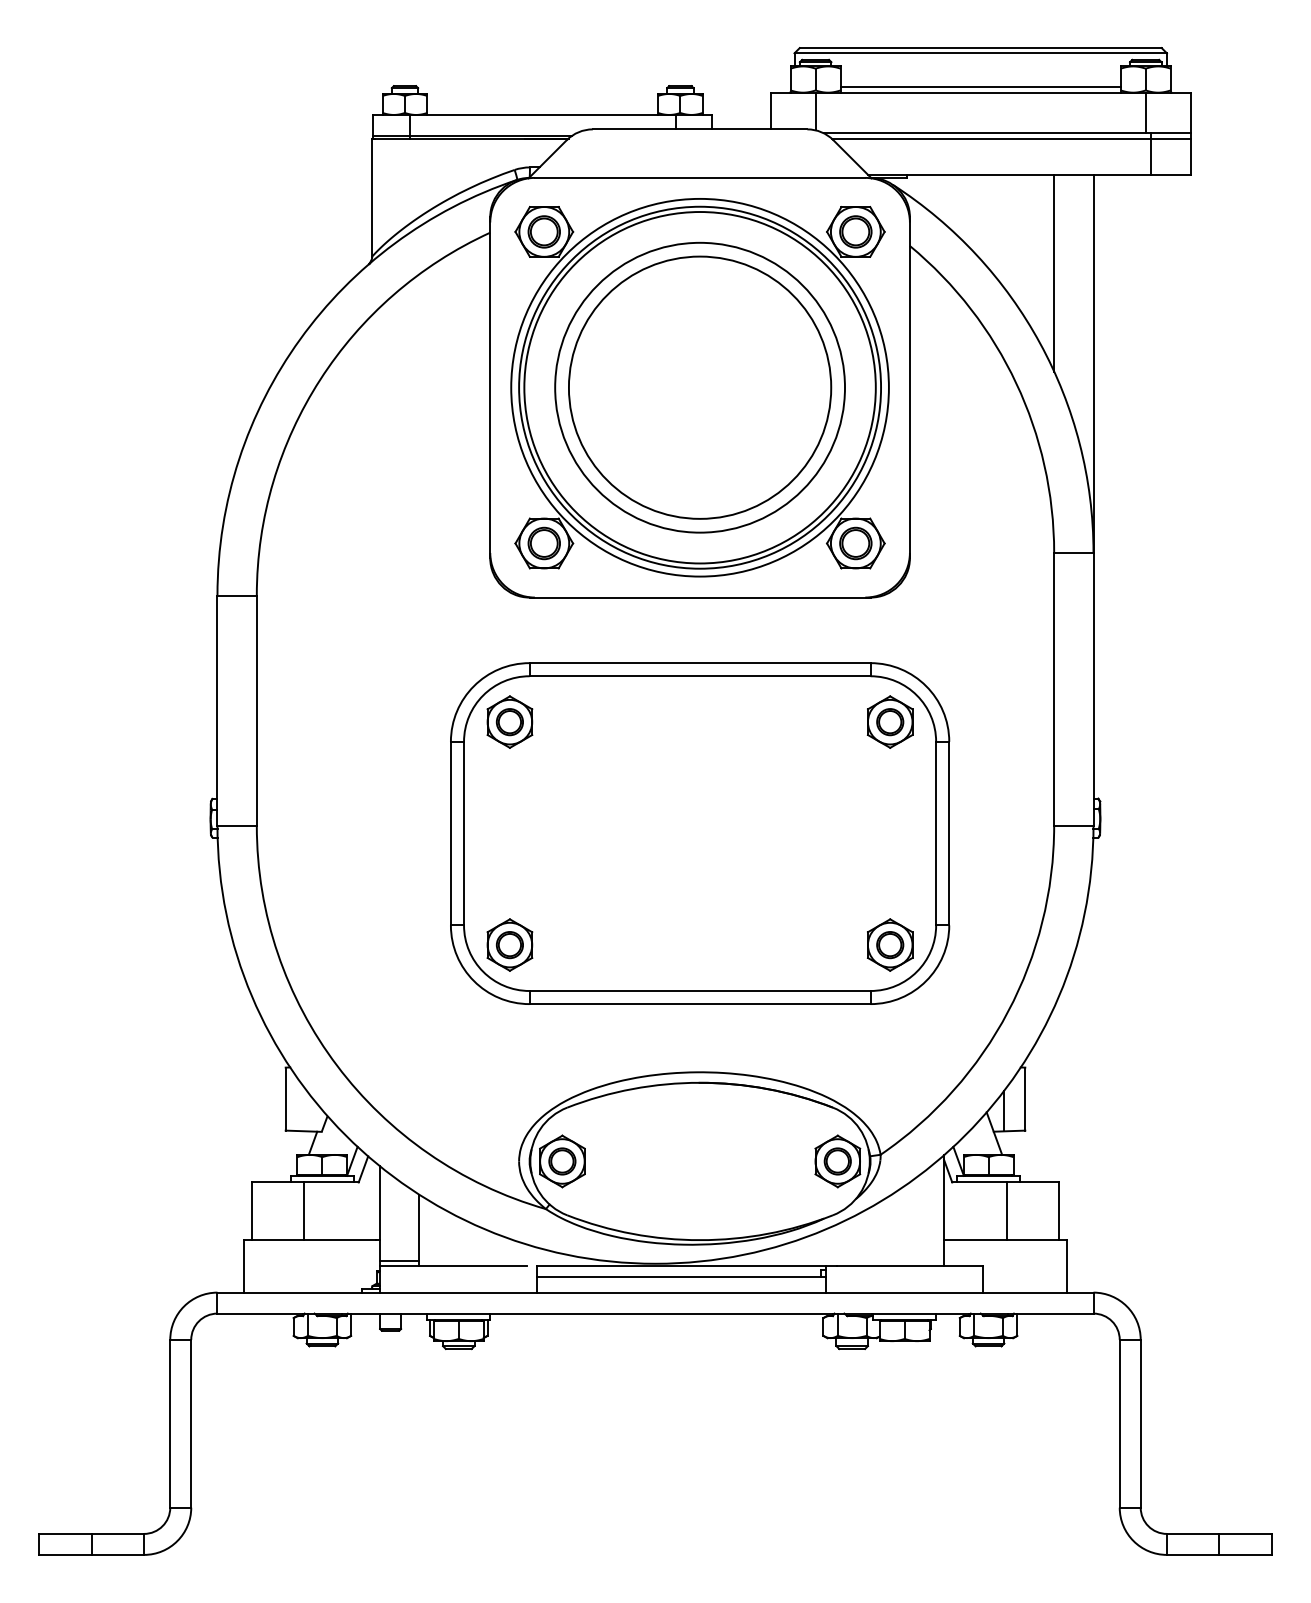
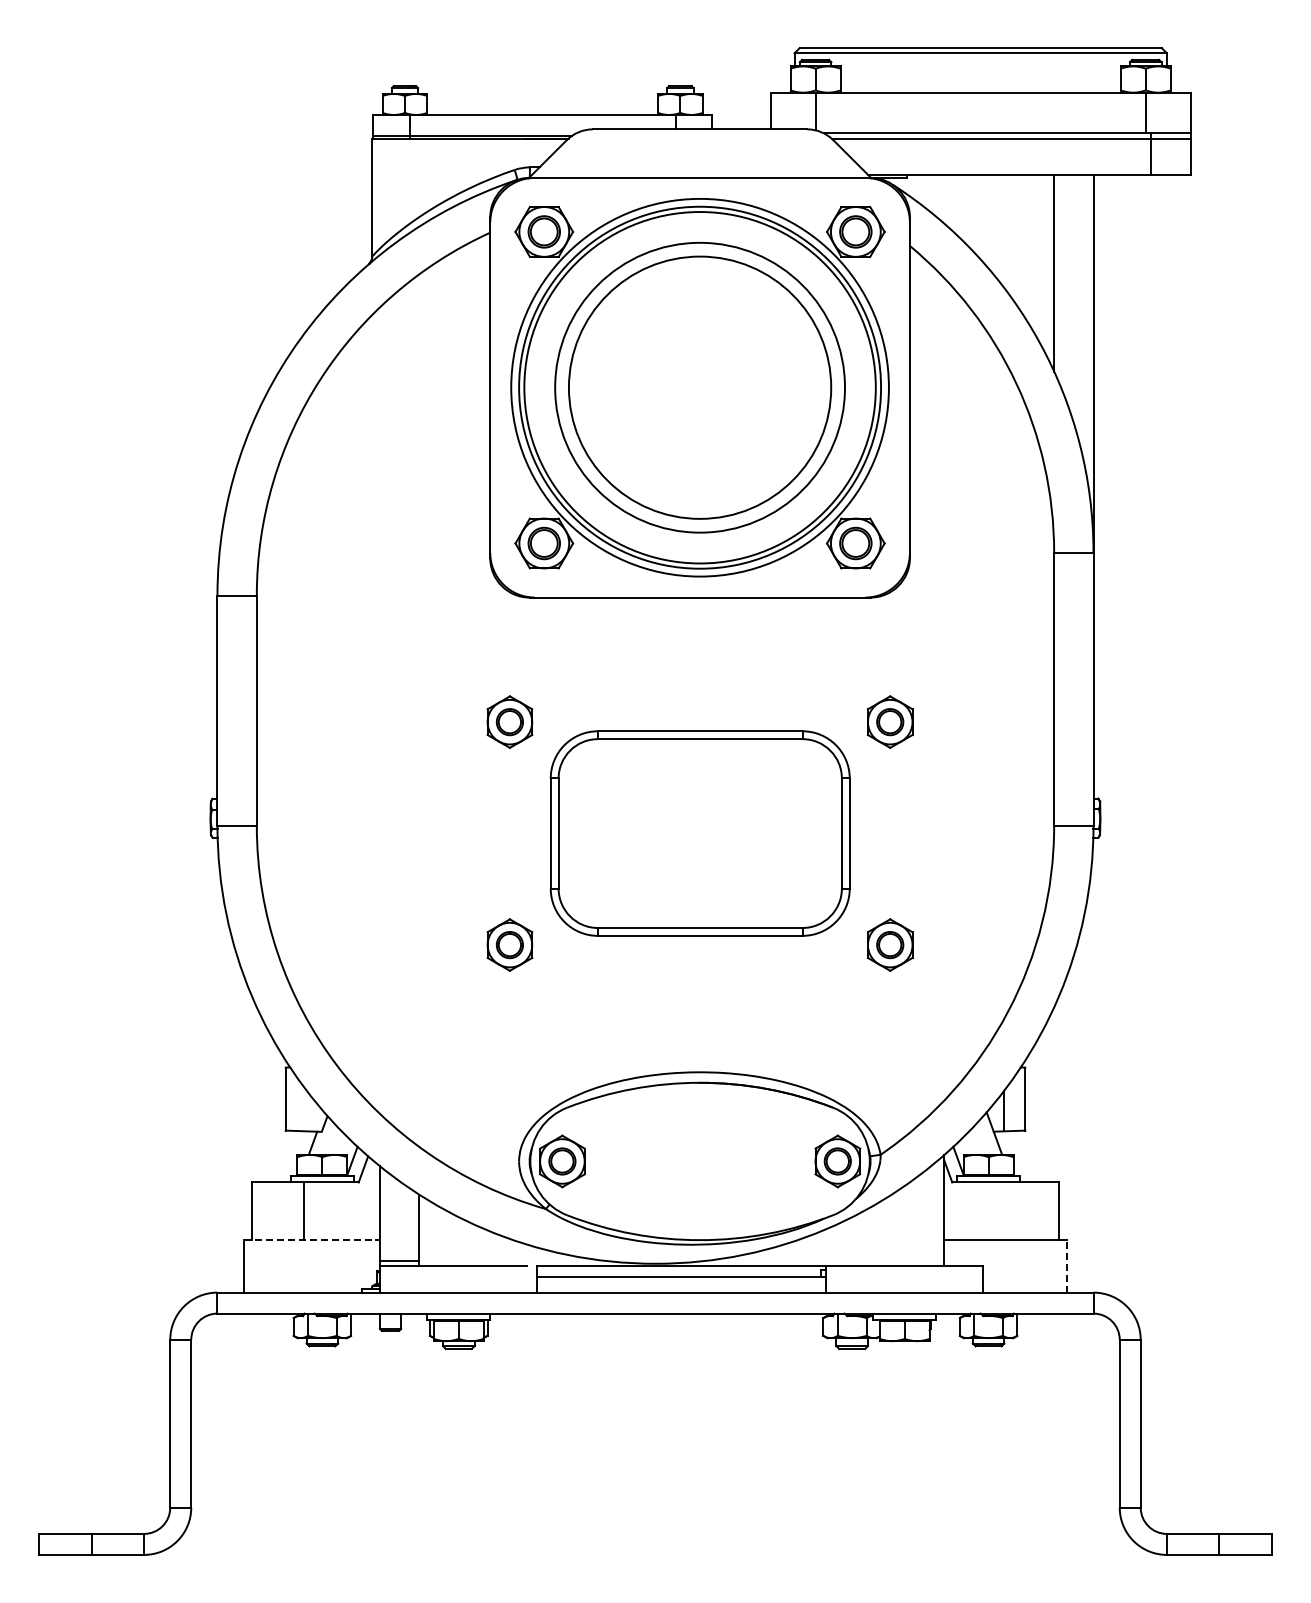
line: present -> none (980, 87)
part size: 501x343 px -> 302x207 px (699, 833)
line: present -> none (1006, 1211)
line: solid -> dashed (310, 1240)
line: solid -> dashed (1067, 1265)
